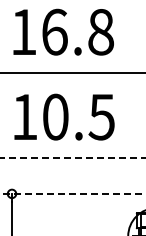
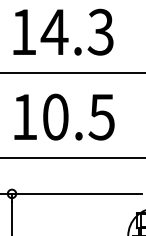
text: 16.8 -> 14.3 (76, 31)
line: dashed -> solid (72, 157)
line: dashed -> solid (71, 193)
